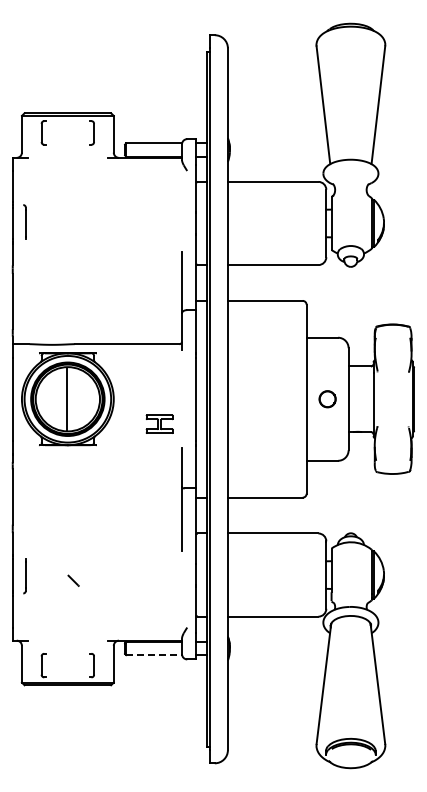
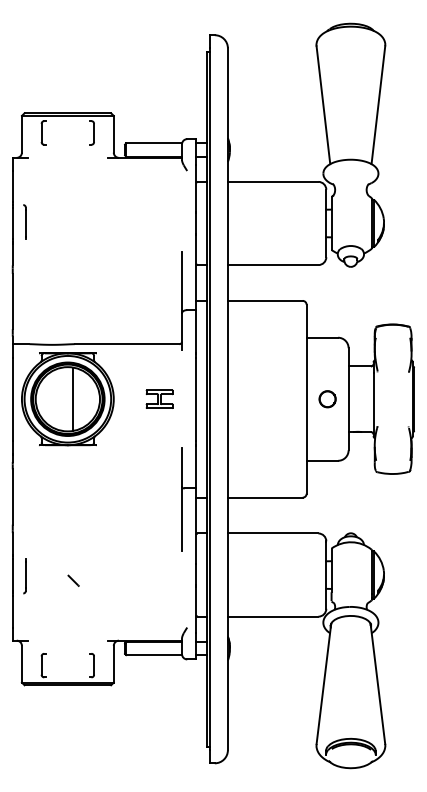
line position: (67, 399) -> (73, 399) (73, 399)
part position: (159, 423) -> (159, 398) (159, 398)
line: dashed -> solid (154, 655)
